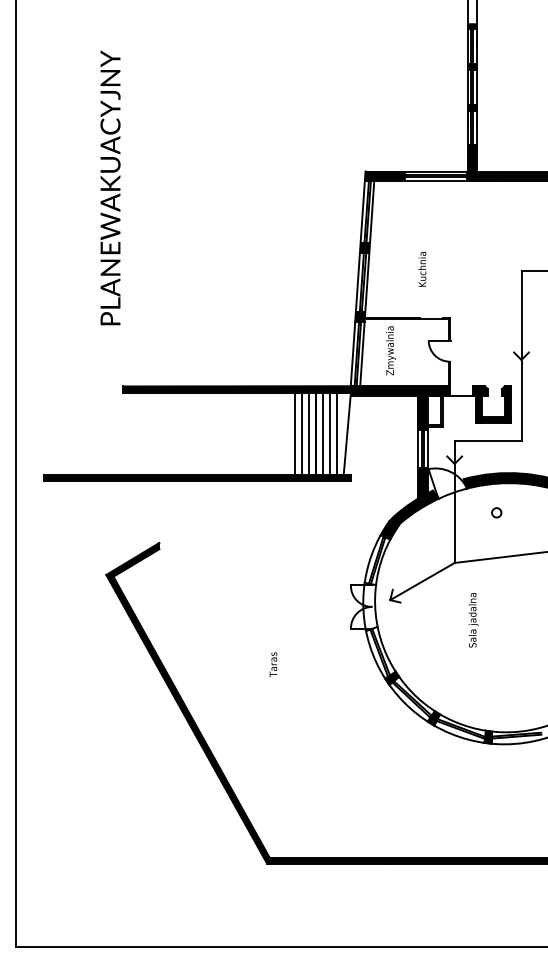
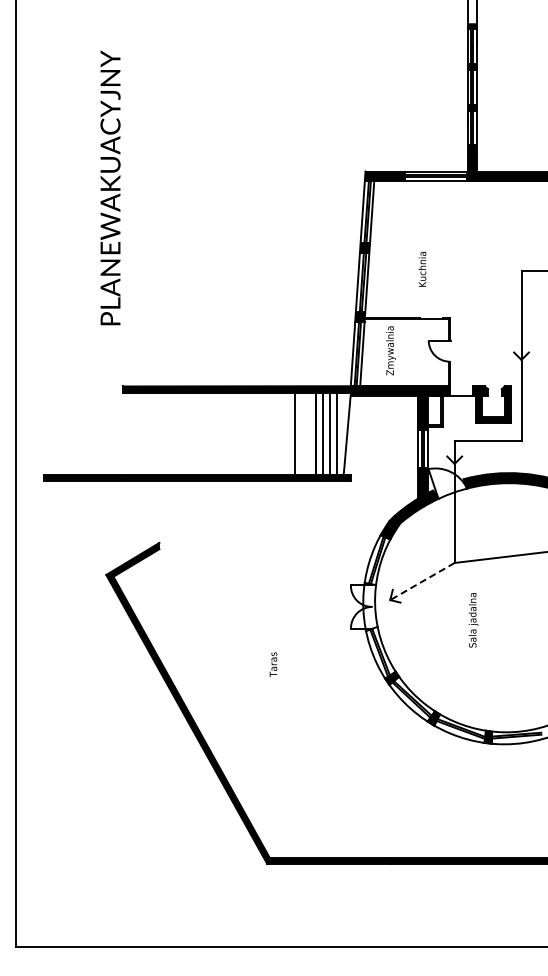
line: present -> none (302, 433)
line: present -> none (309, 433)
circle: present -> none (496, 512)
line: solid -> dashed (422, 581)
